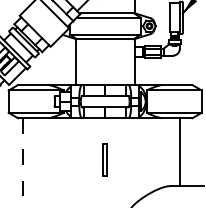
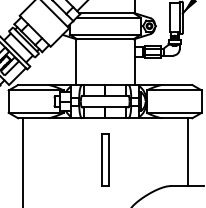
line position: (180, 152) -> (188, 152) (188, 152)
part size: 6x34 px -> 9x54 px (105, 159)
line: dashed -> solid (22, 162)
